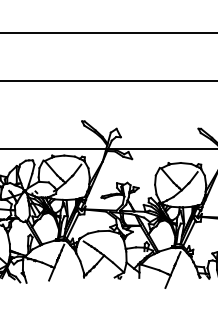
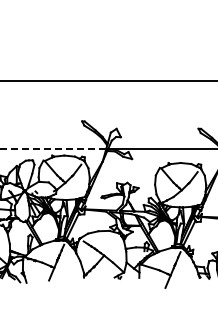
line: present -> none (108, 32)
line: solid -> dashed (53, 148)
